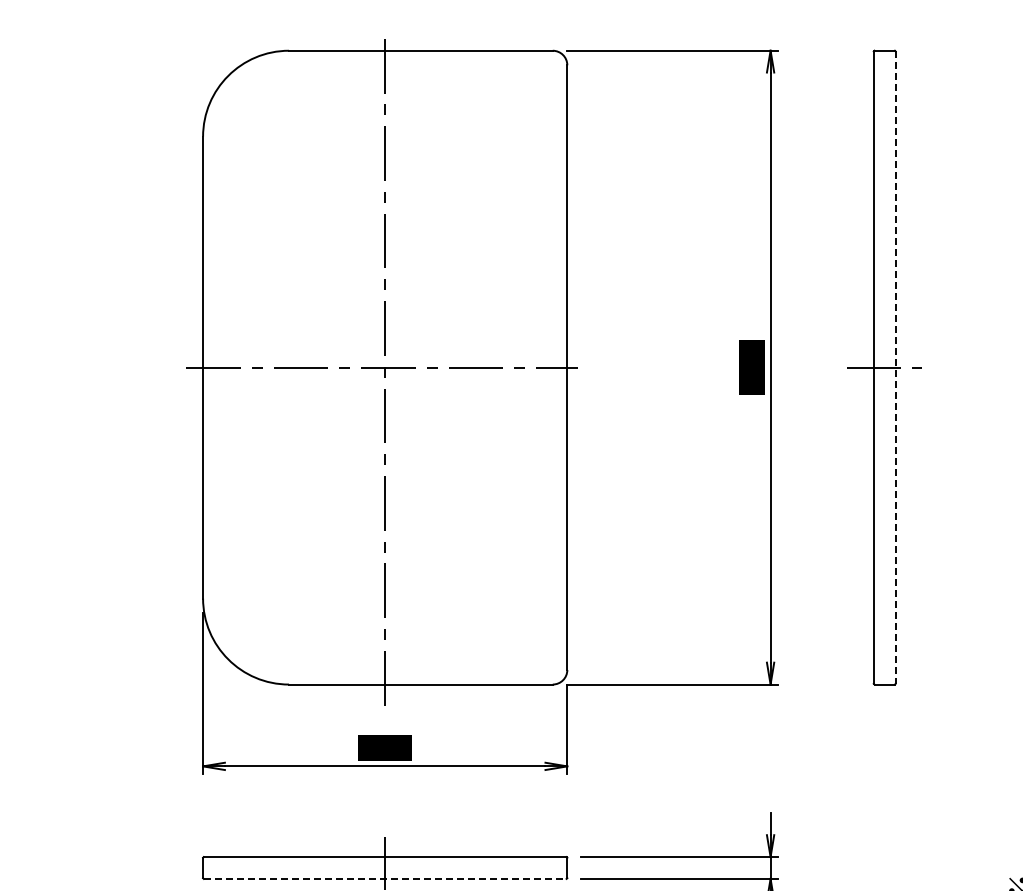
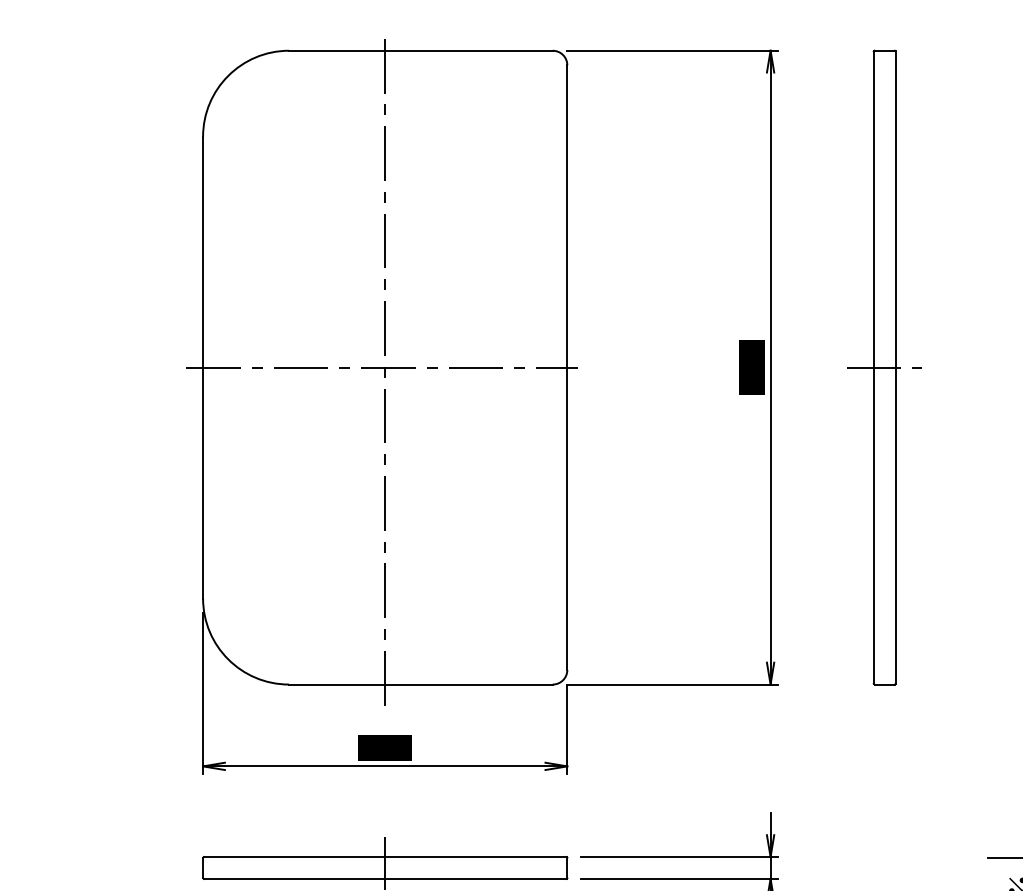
line: dashed -> solid (895, 368)
line: none -> present (1003, 857)
line: dashed -> solid (385, 878)
